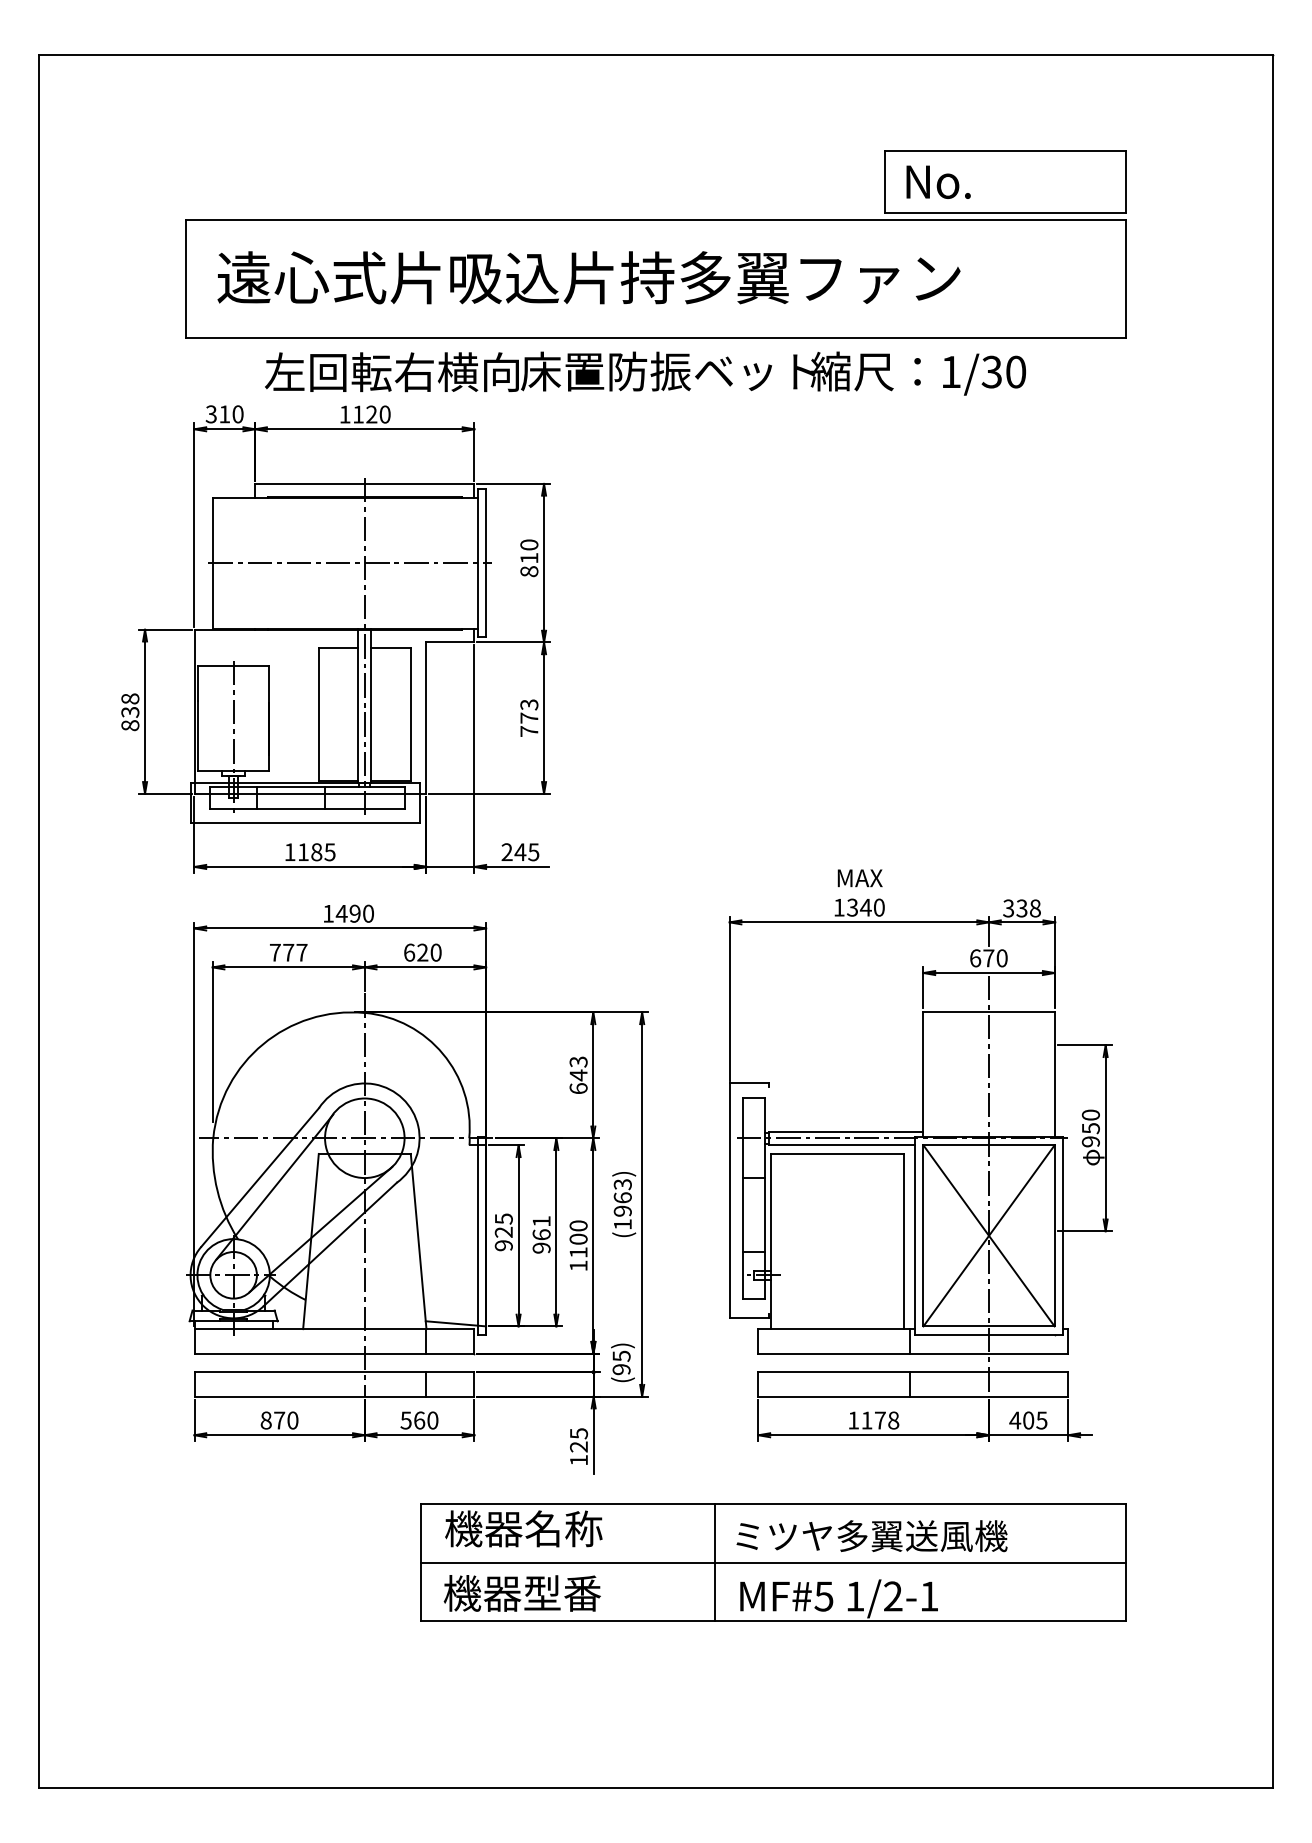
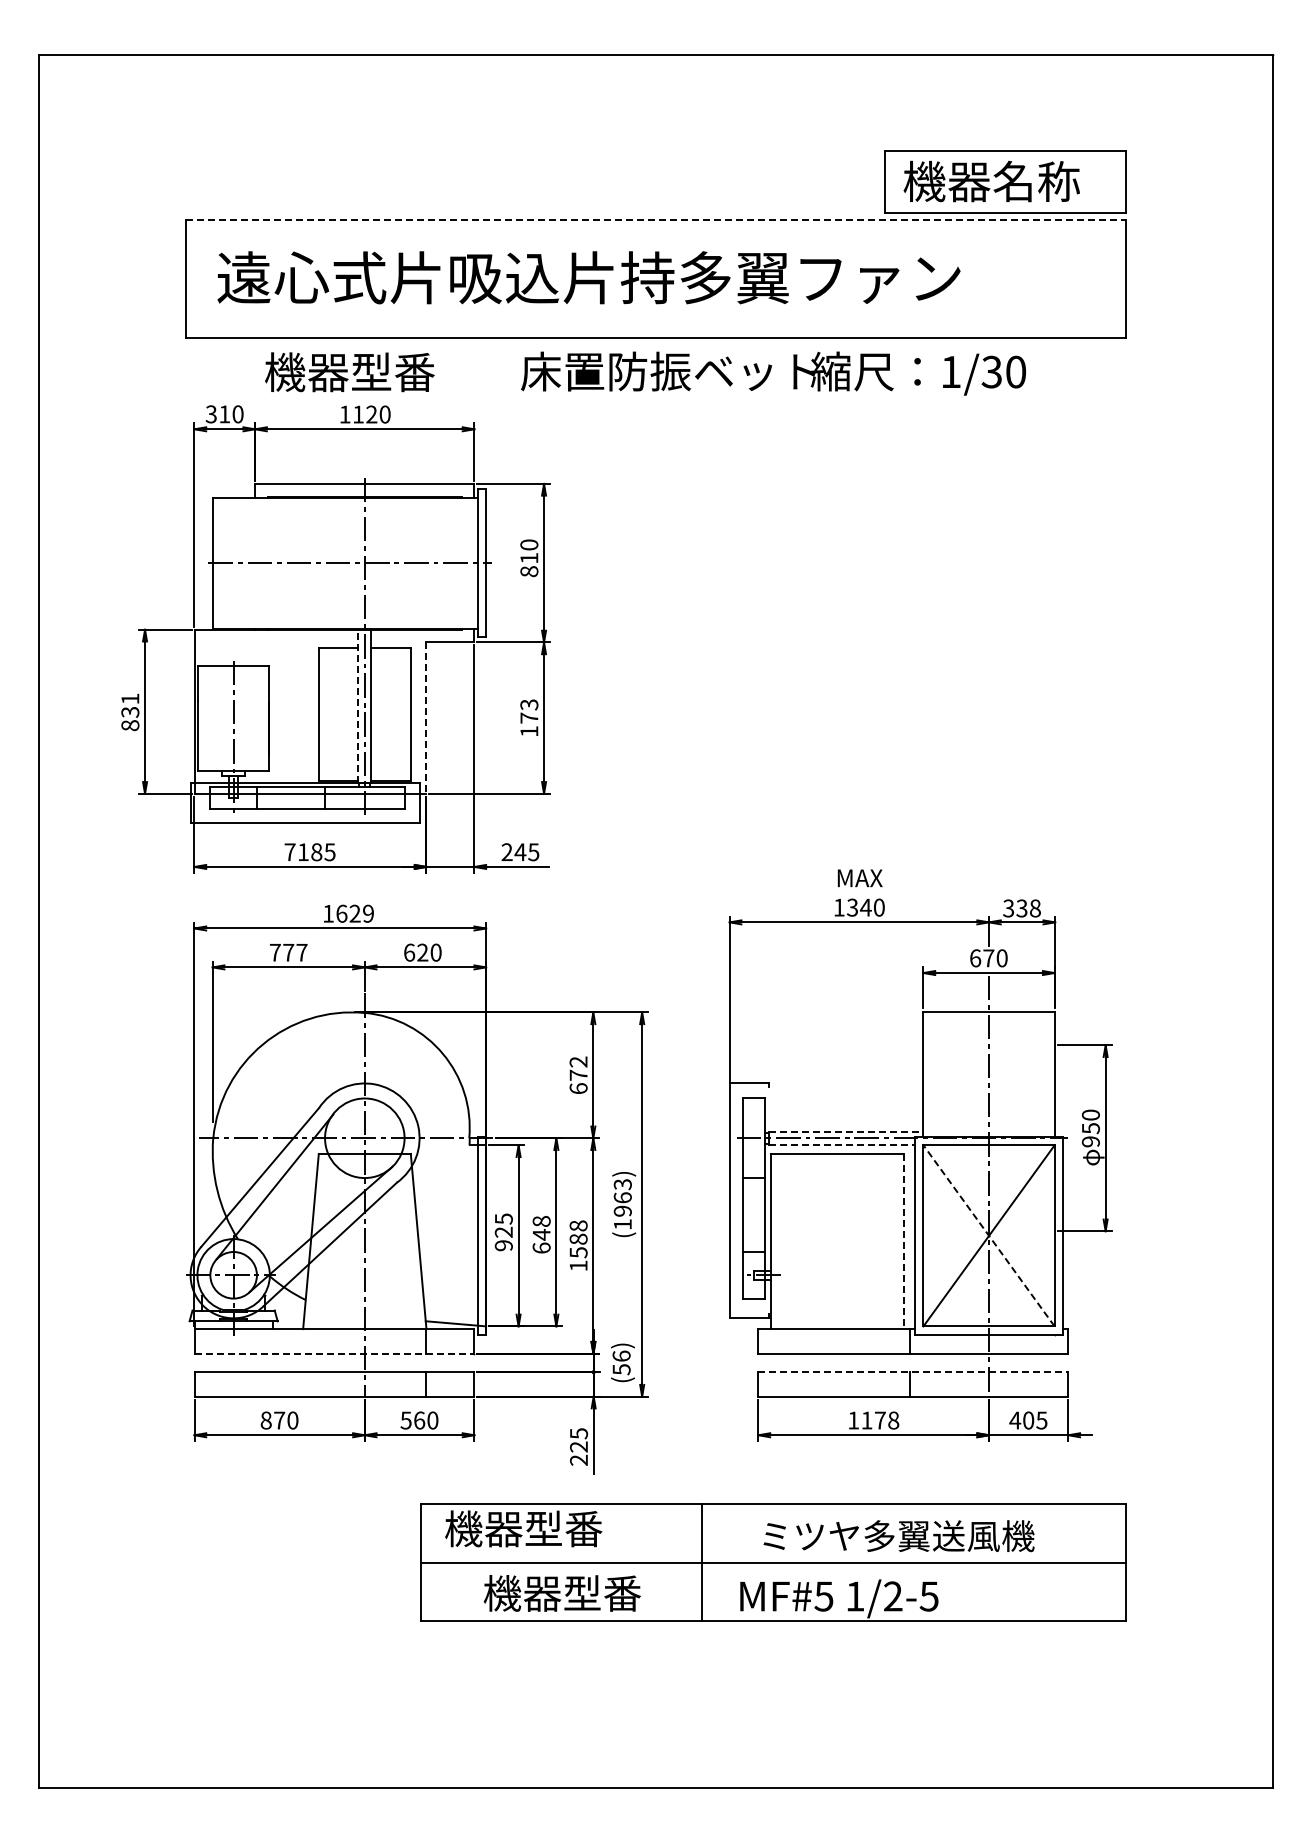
text: No. -> 機器名称 (991, 181)
line: solid -> dashed (656, 220)
text: 左回転右横向 -> 機器型番 (391, 372)
text: 838 -> 831 (130, 698)
line: solid -> dashed (358, 706)
line: solid -> dashed (426, 718)
text: 773 -> 173 (529, 731)
text: 1185 -> 7185 (289, 851)
text: 1490 -> 1629 (354, 913)
text: 643 -> 672 (578, 1068)
line: solid -> dashed (846, 1131)
line: solid -> dashed (842, 1144)
text: 961 -> 648 (541, 1234)
line: solid -> dashed (989, 1235)
text: 1100 -> 1588 (578, 1239)
line: solid -> dashed (904, 1241)
line: solid -> dashed (334, 1353)
text: (95) -> (56) (621, 1362)
line: solid -> dashed (913, 1372)
text: 125 -> 225 (578, 1459)
text: 機器名称 -> 機器型番 (563, 1528)
text position: (871, 1536) -> (898, 1536) (898, 1536)
line position: (714, 1562) -> (701, 1562) (701, 1562)
text position: (521, 1593) -> (561, 1593) (561, 1593)
text: 1/2-1 -> 1/2-5 (928, 1596)
